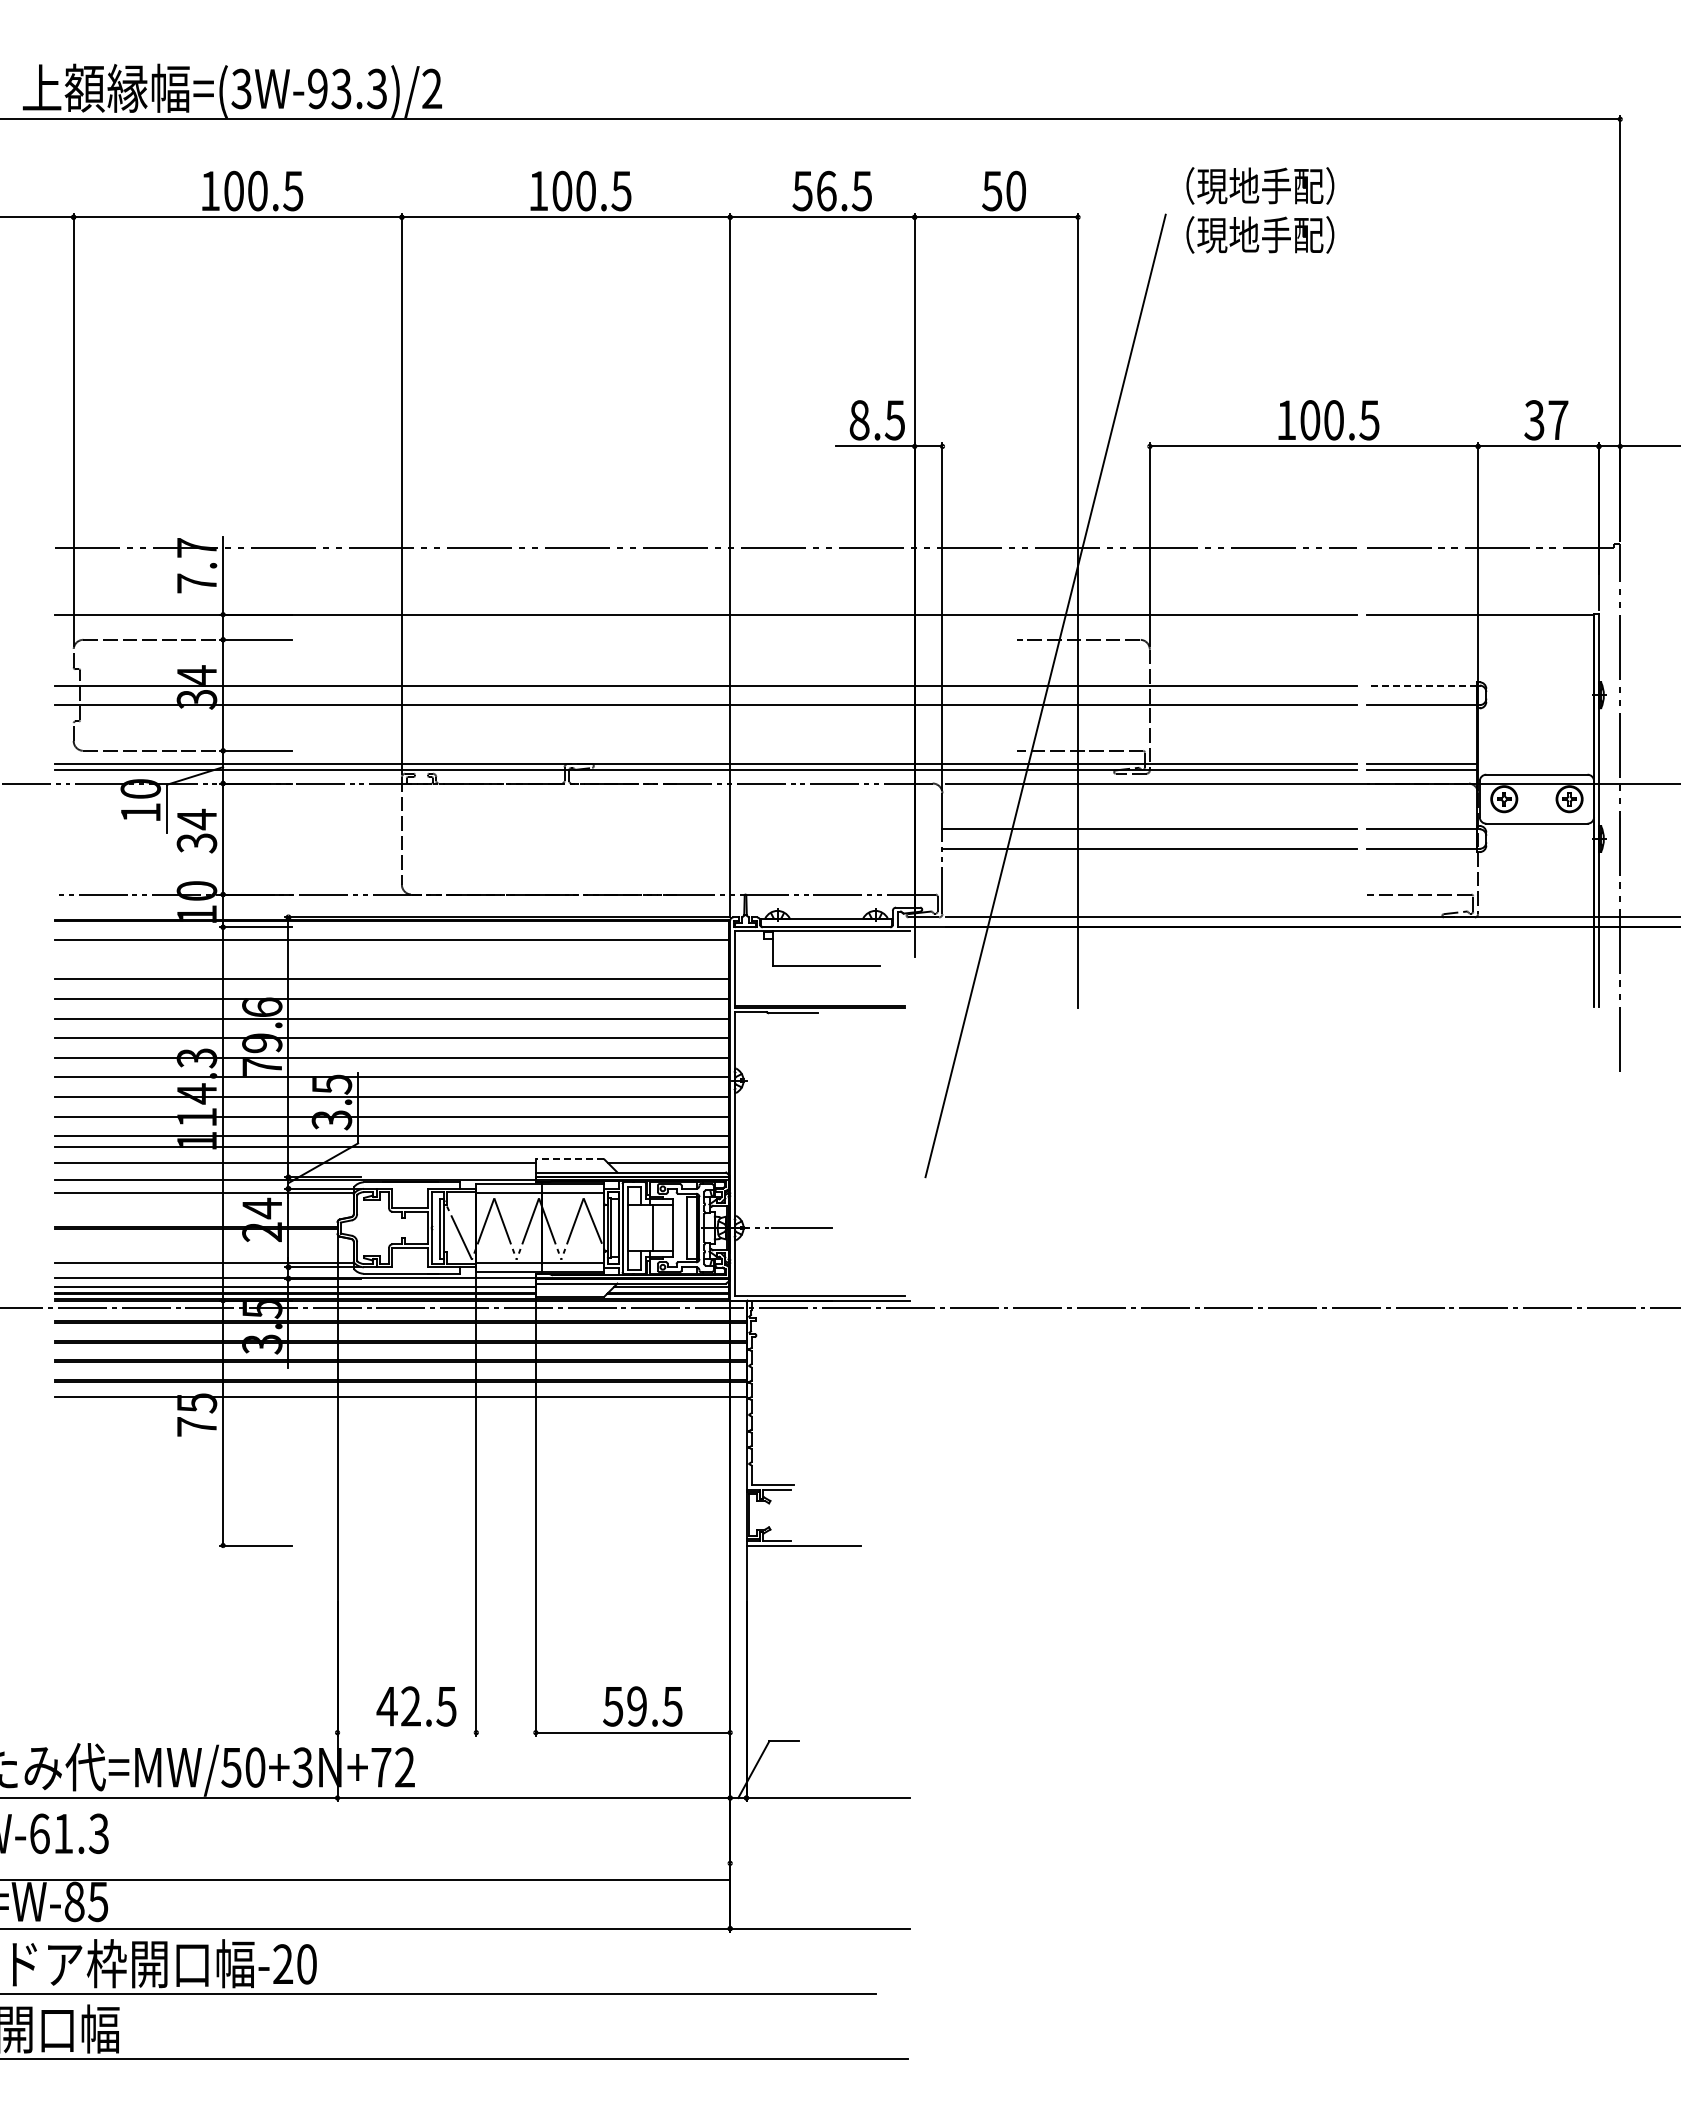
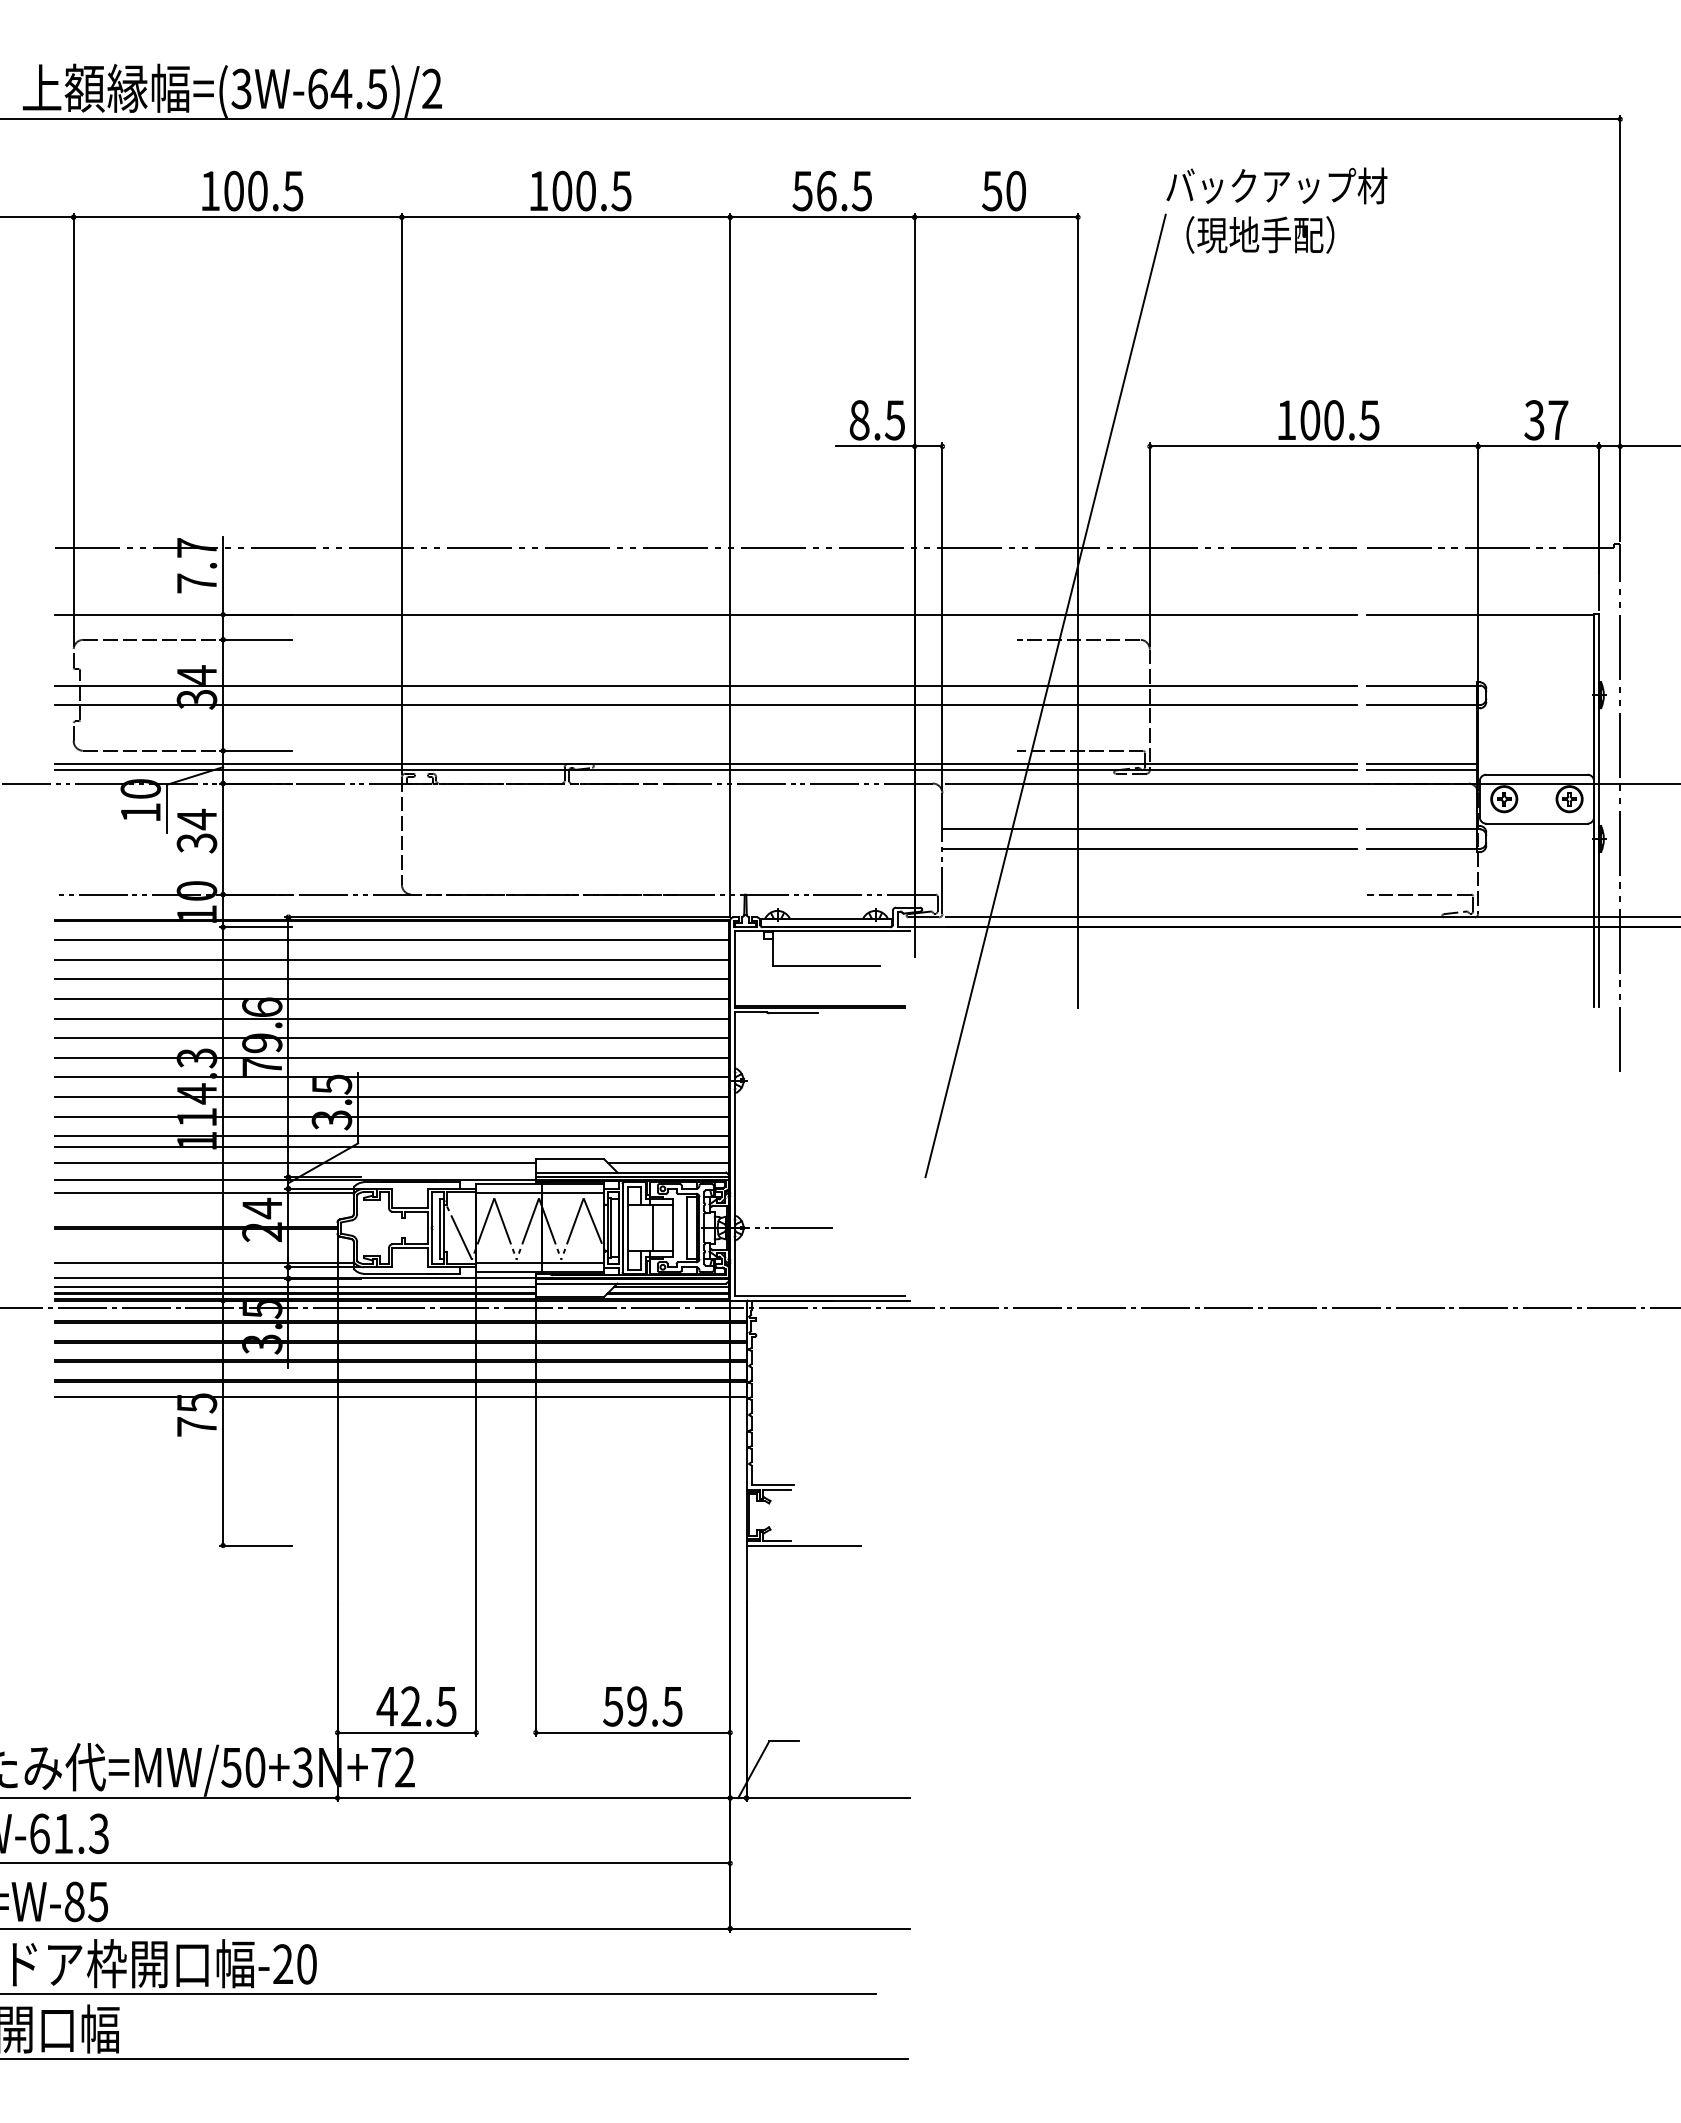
text: =(3W-93.3)/2 -> =(3W-64.5)/2 (347, 88)
text: （現地手配） -> バックアップ材 (1276, 185)
line: dashed -> solid (1421, 685)
line: none -> present (391, 959)
line: dashed -> solid (569, 1159)
line: none -> present (406, 1732)
line position: (366, 1880) -> (366, 1863) (366, 1863)
